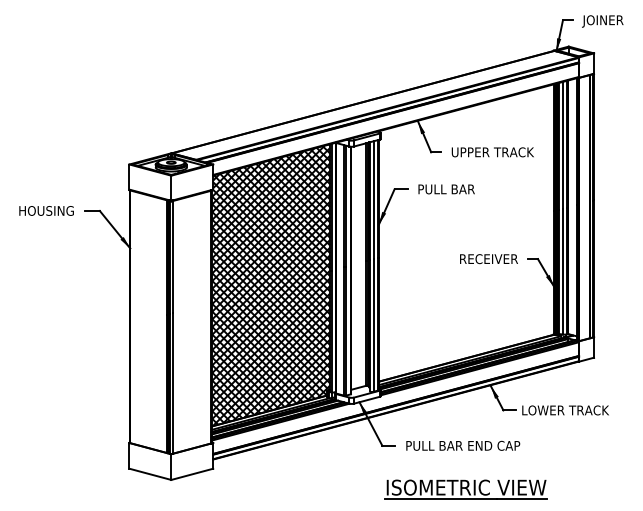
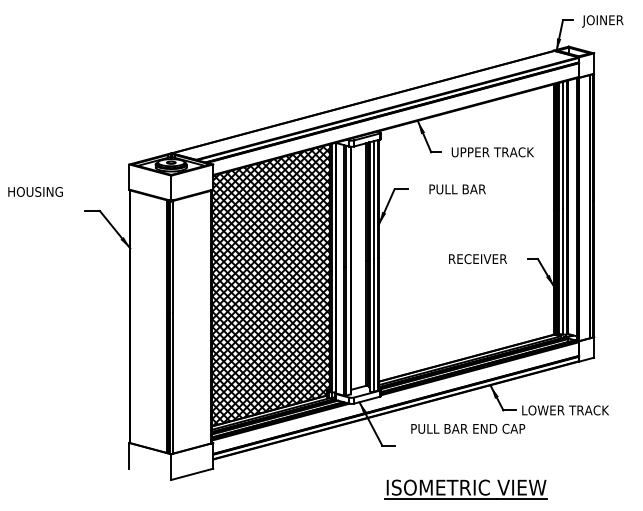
text position: (446, 189) -> (457, 189) (457, 189)
text position: (46, 210) -> (35, 191) (35, 191)
text position: (488, 259) -> (477, 259) (477, 259)
text position: (463, 445) -> (468, 428) (468, 428)
line: present -> none (150, 473)
